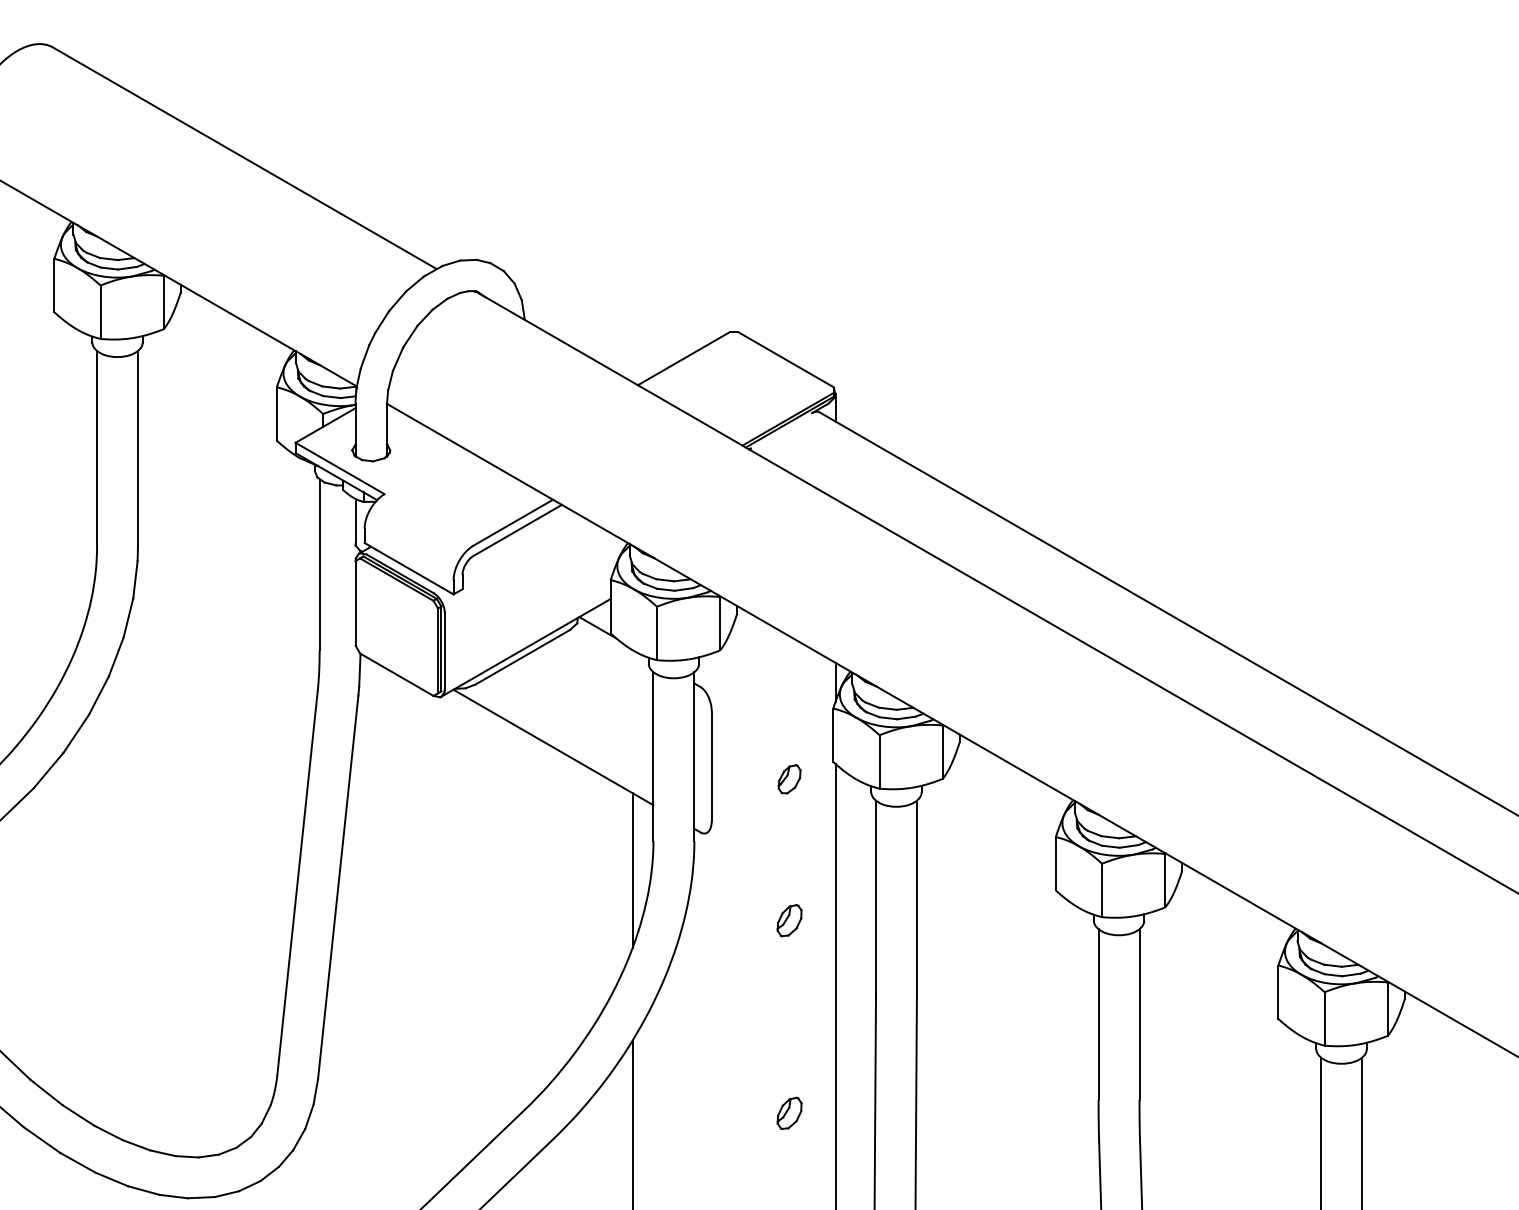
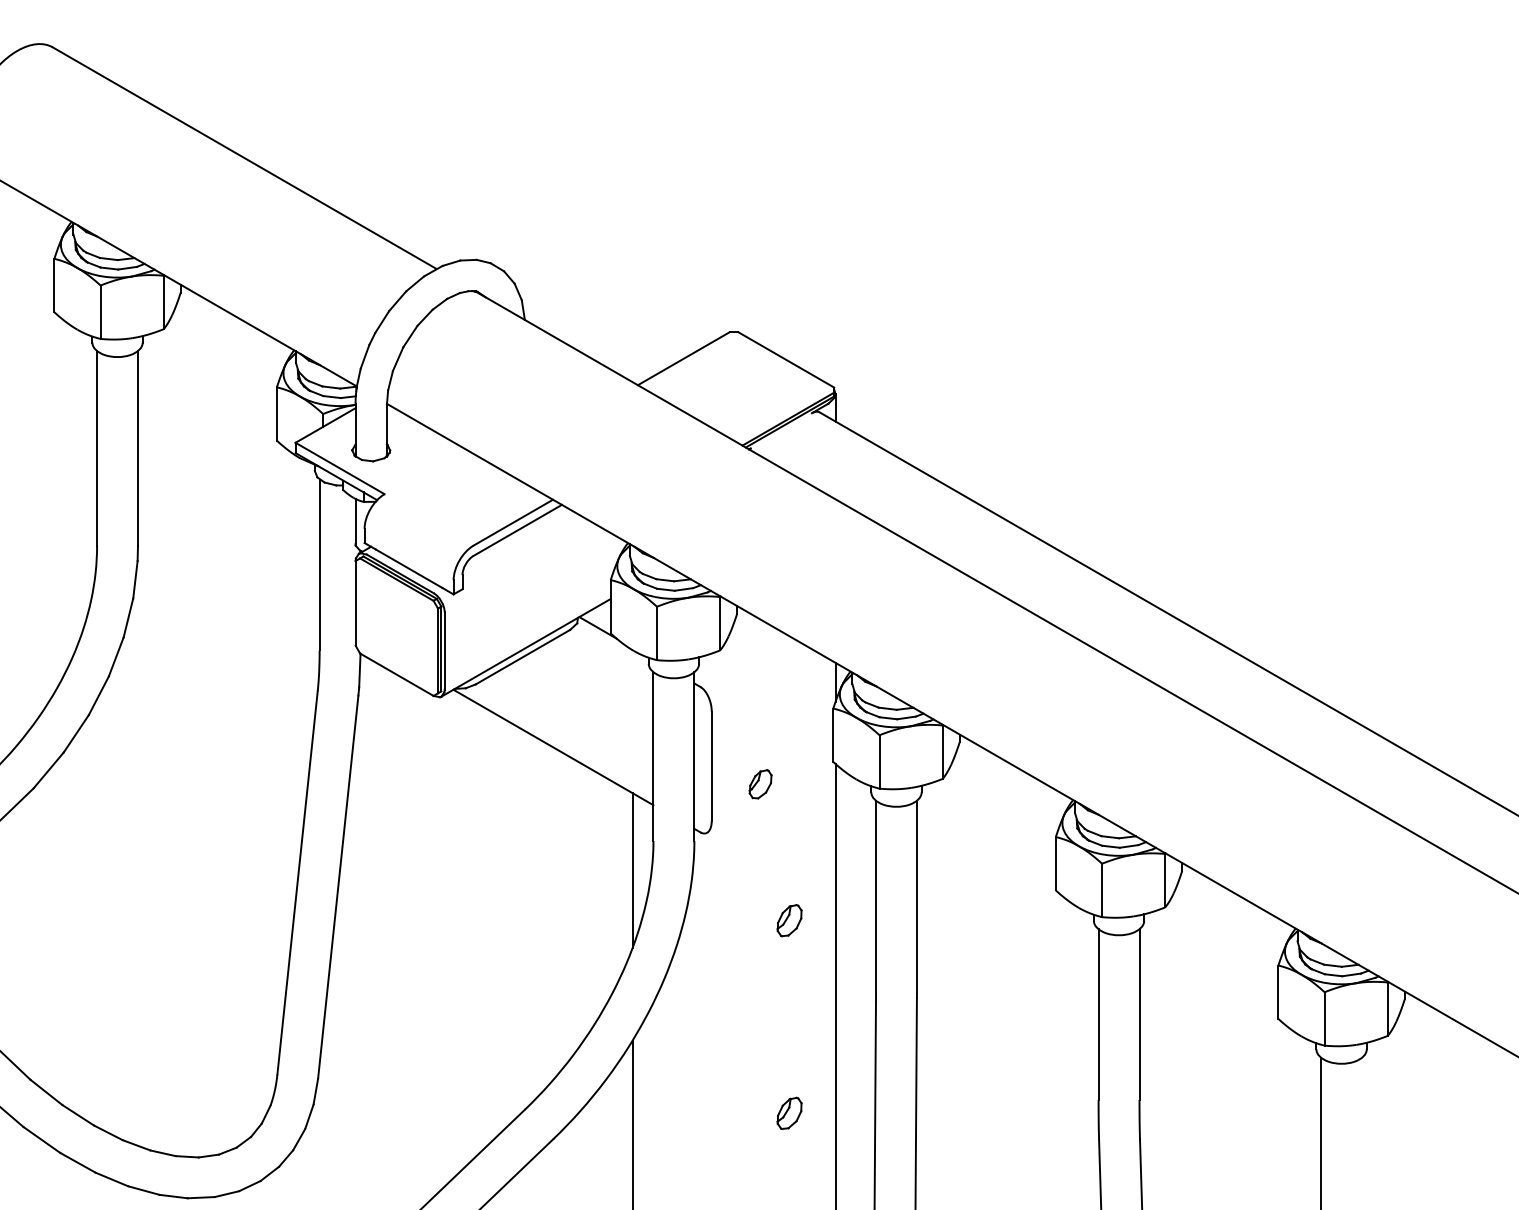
part position: (789, 779) -> (760, 784) (760, 784)
line: present -> none (1362, 1131)
